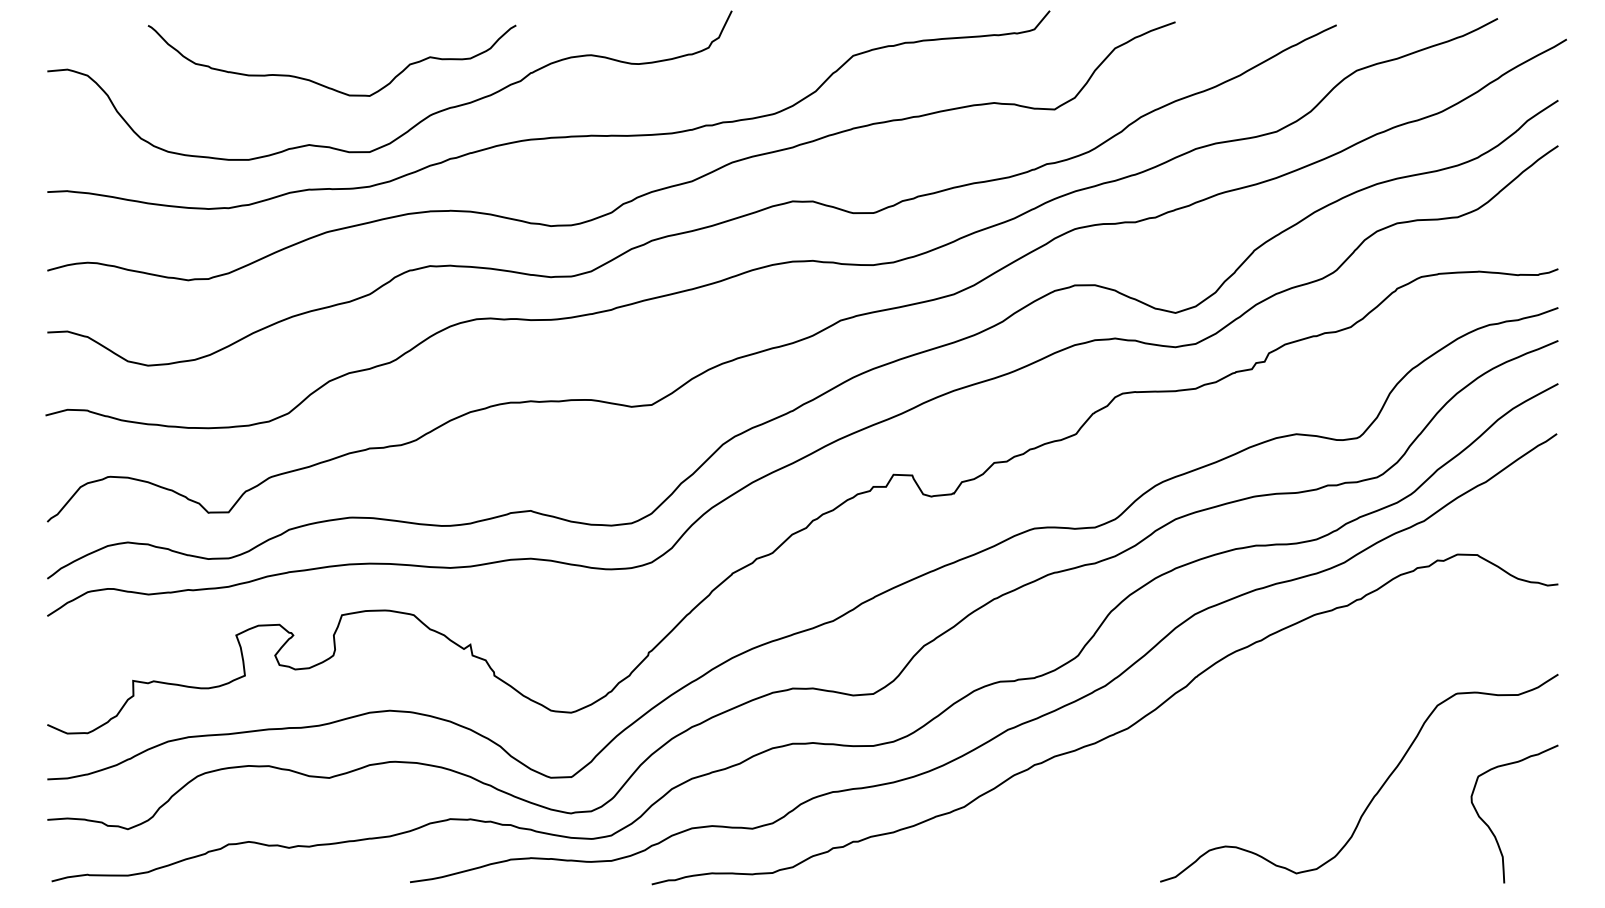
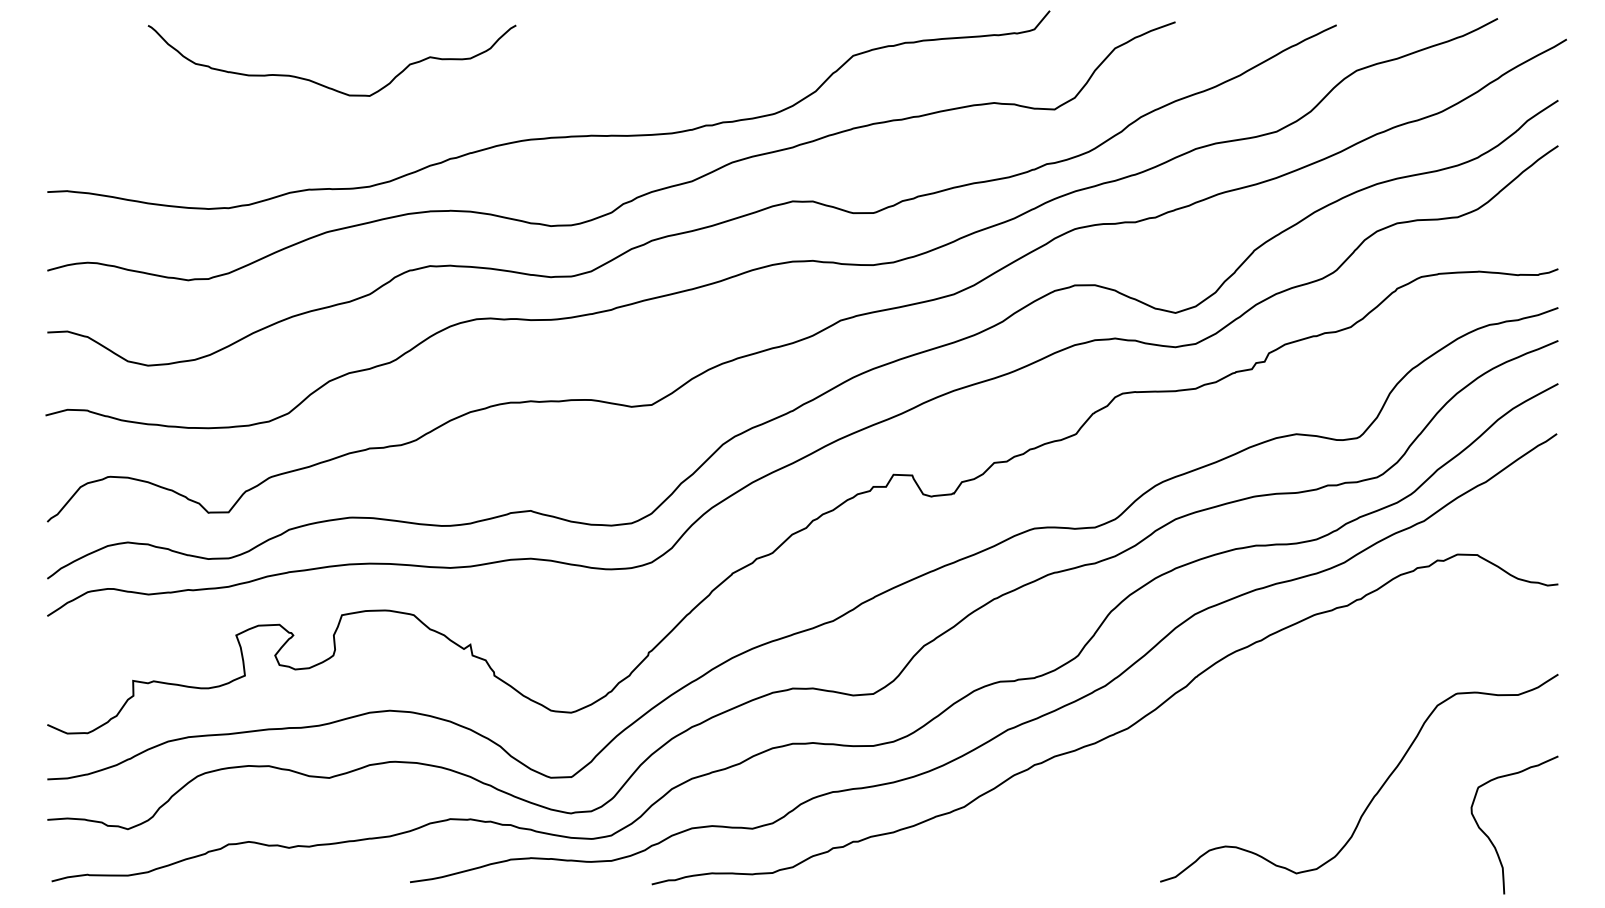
curve: present -> none (416, 123)
curve position: (1490, 827) -> (1490, 838) (1490, 838)
